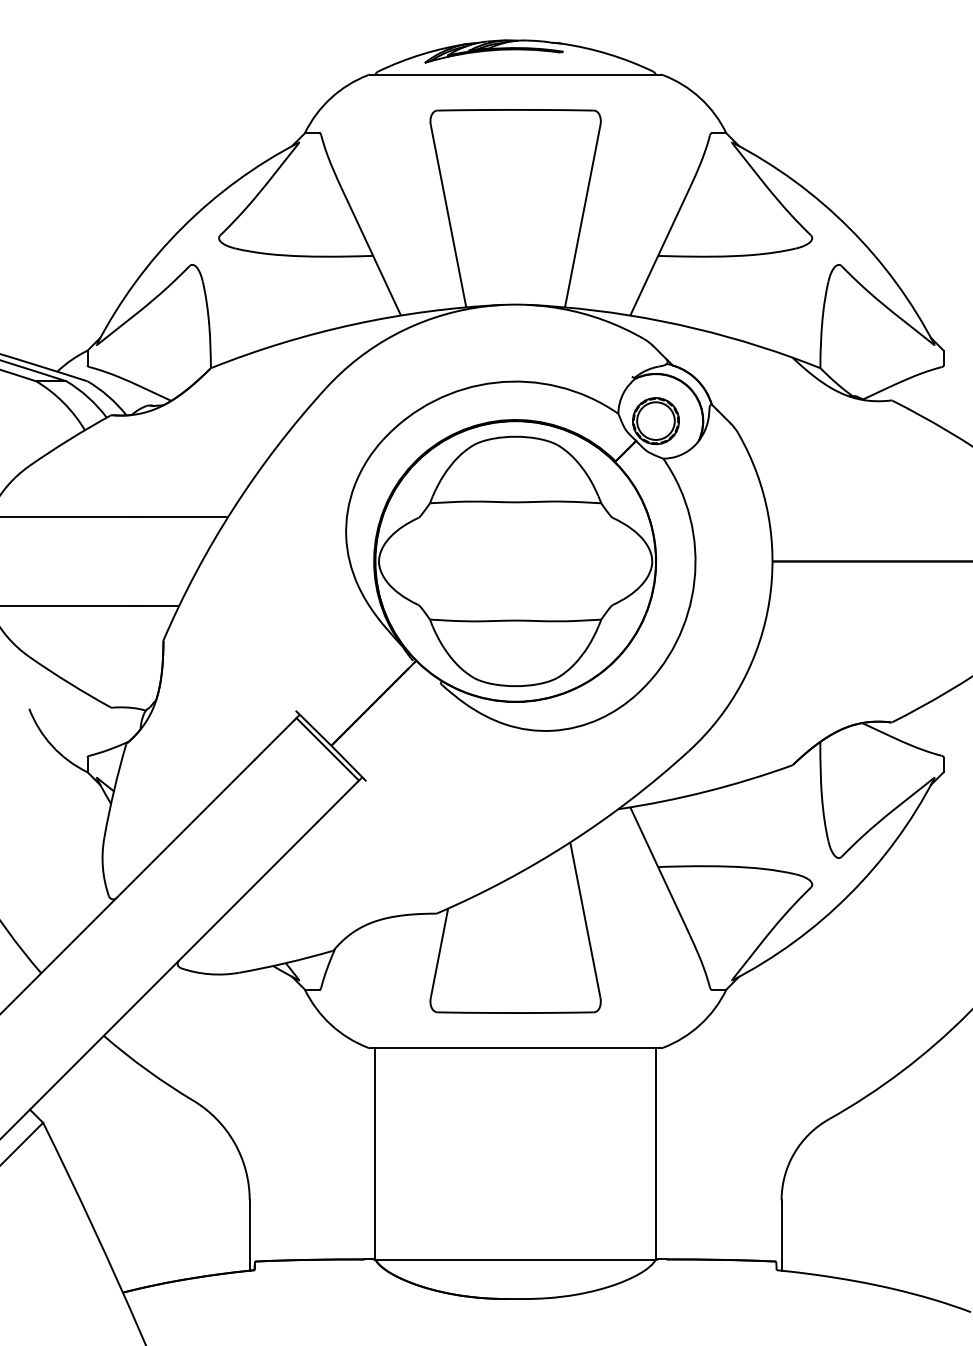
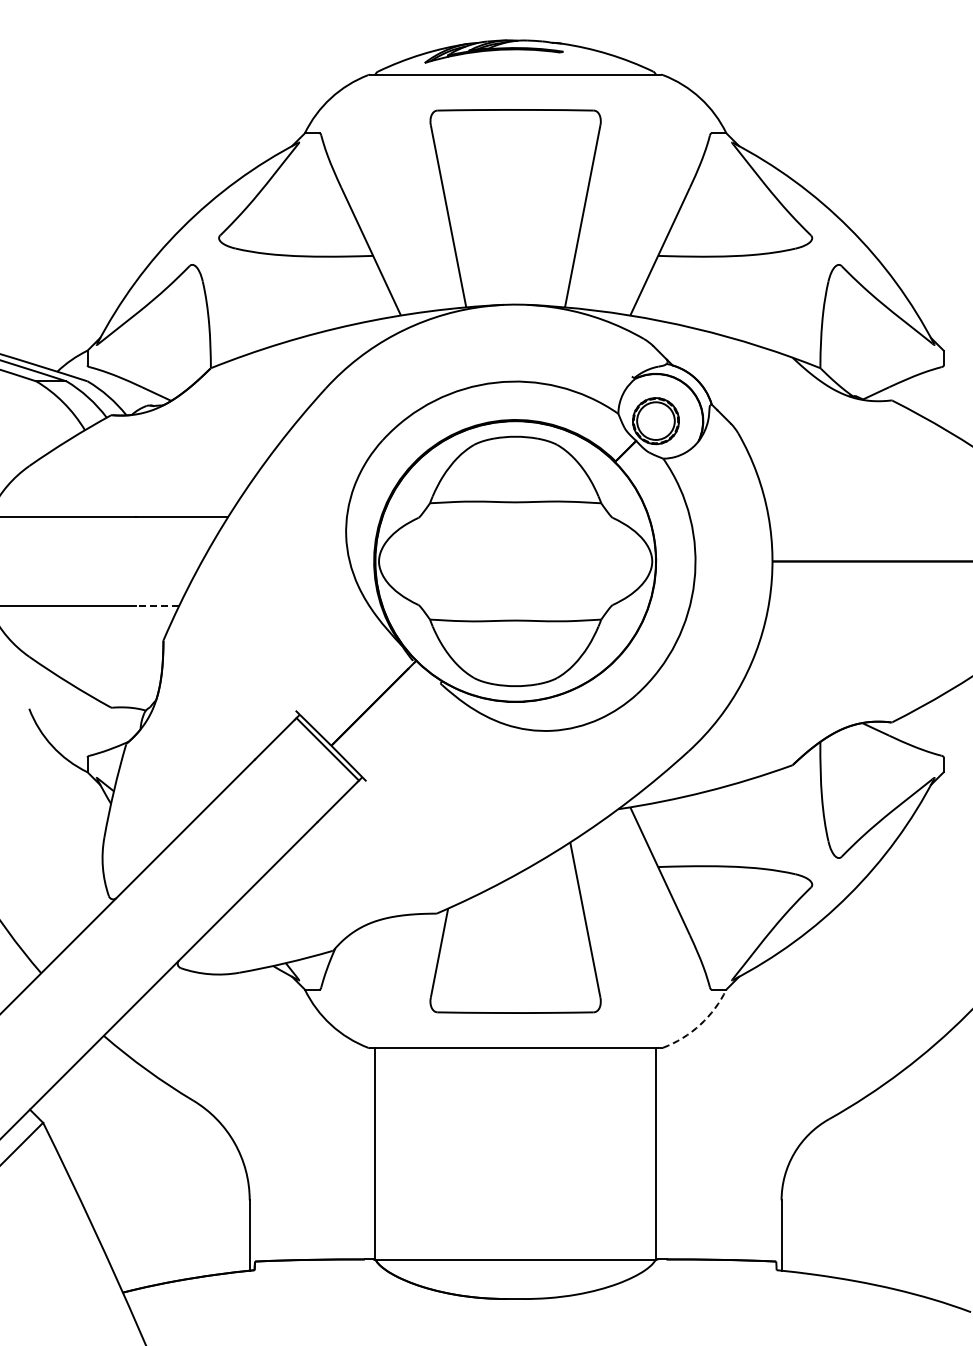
line: solid -> dashed (157, 605)
arc: solid -> dashed (700, 1024)
